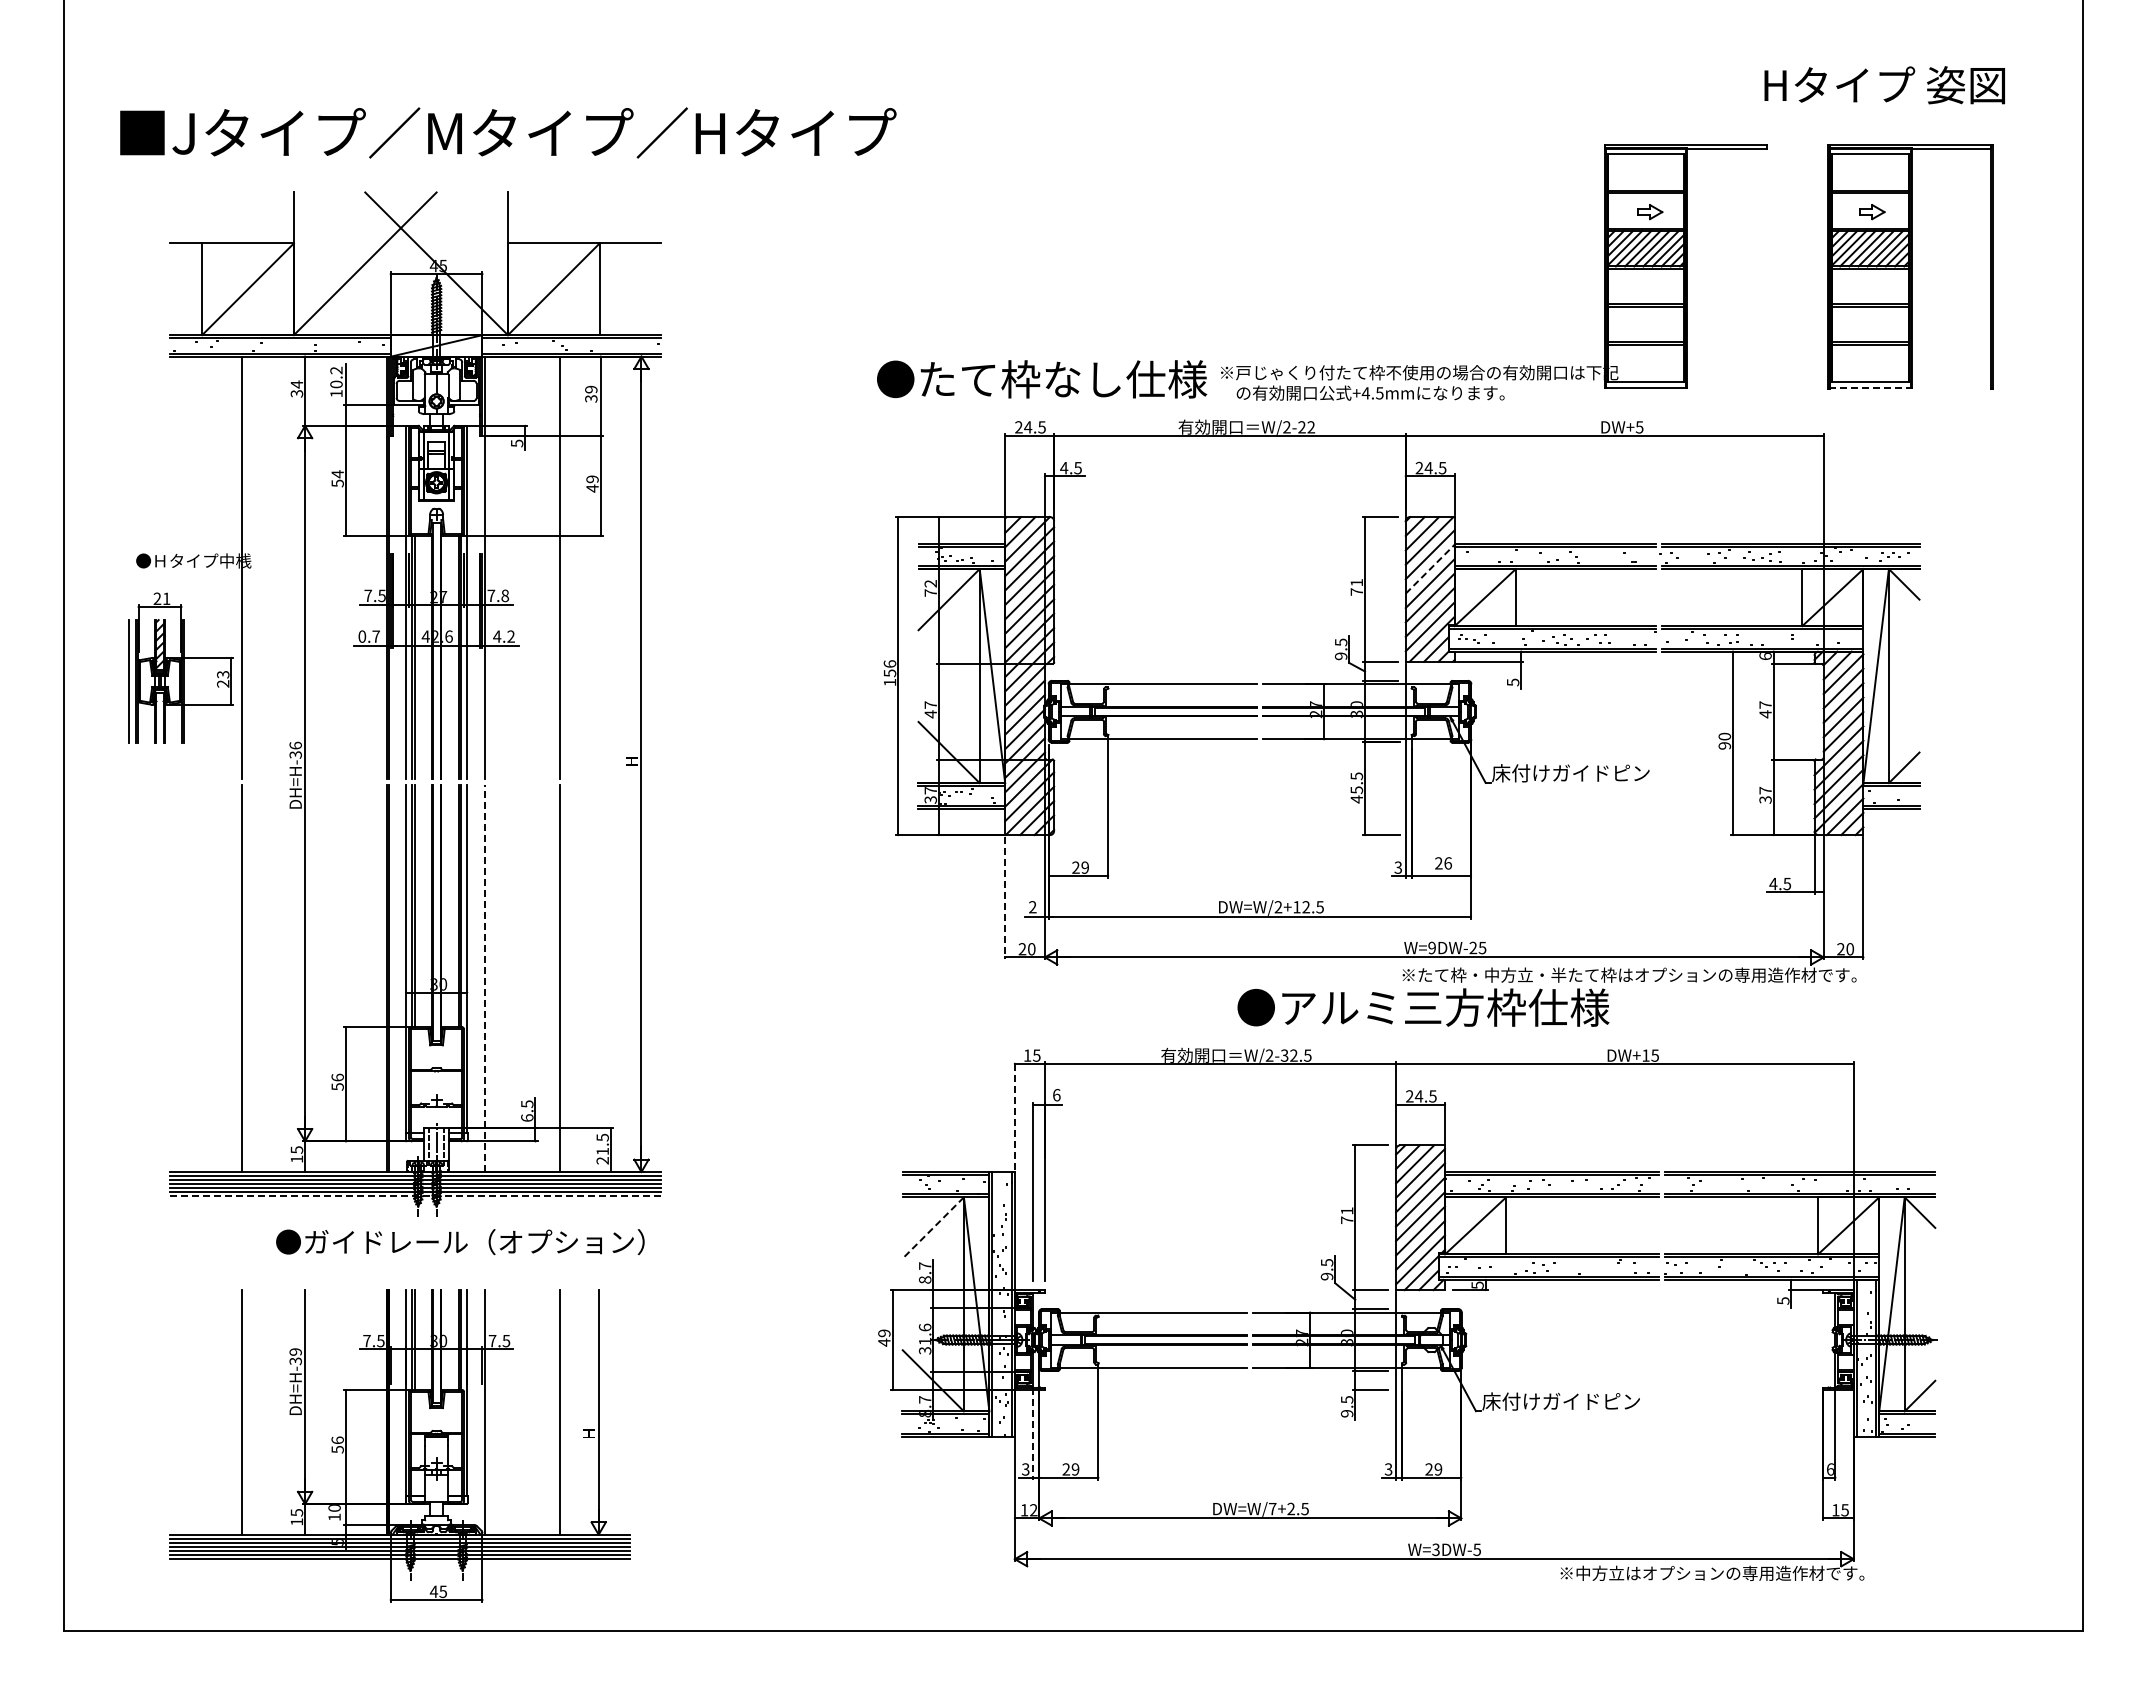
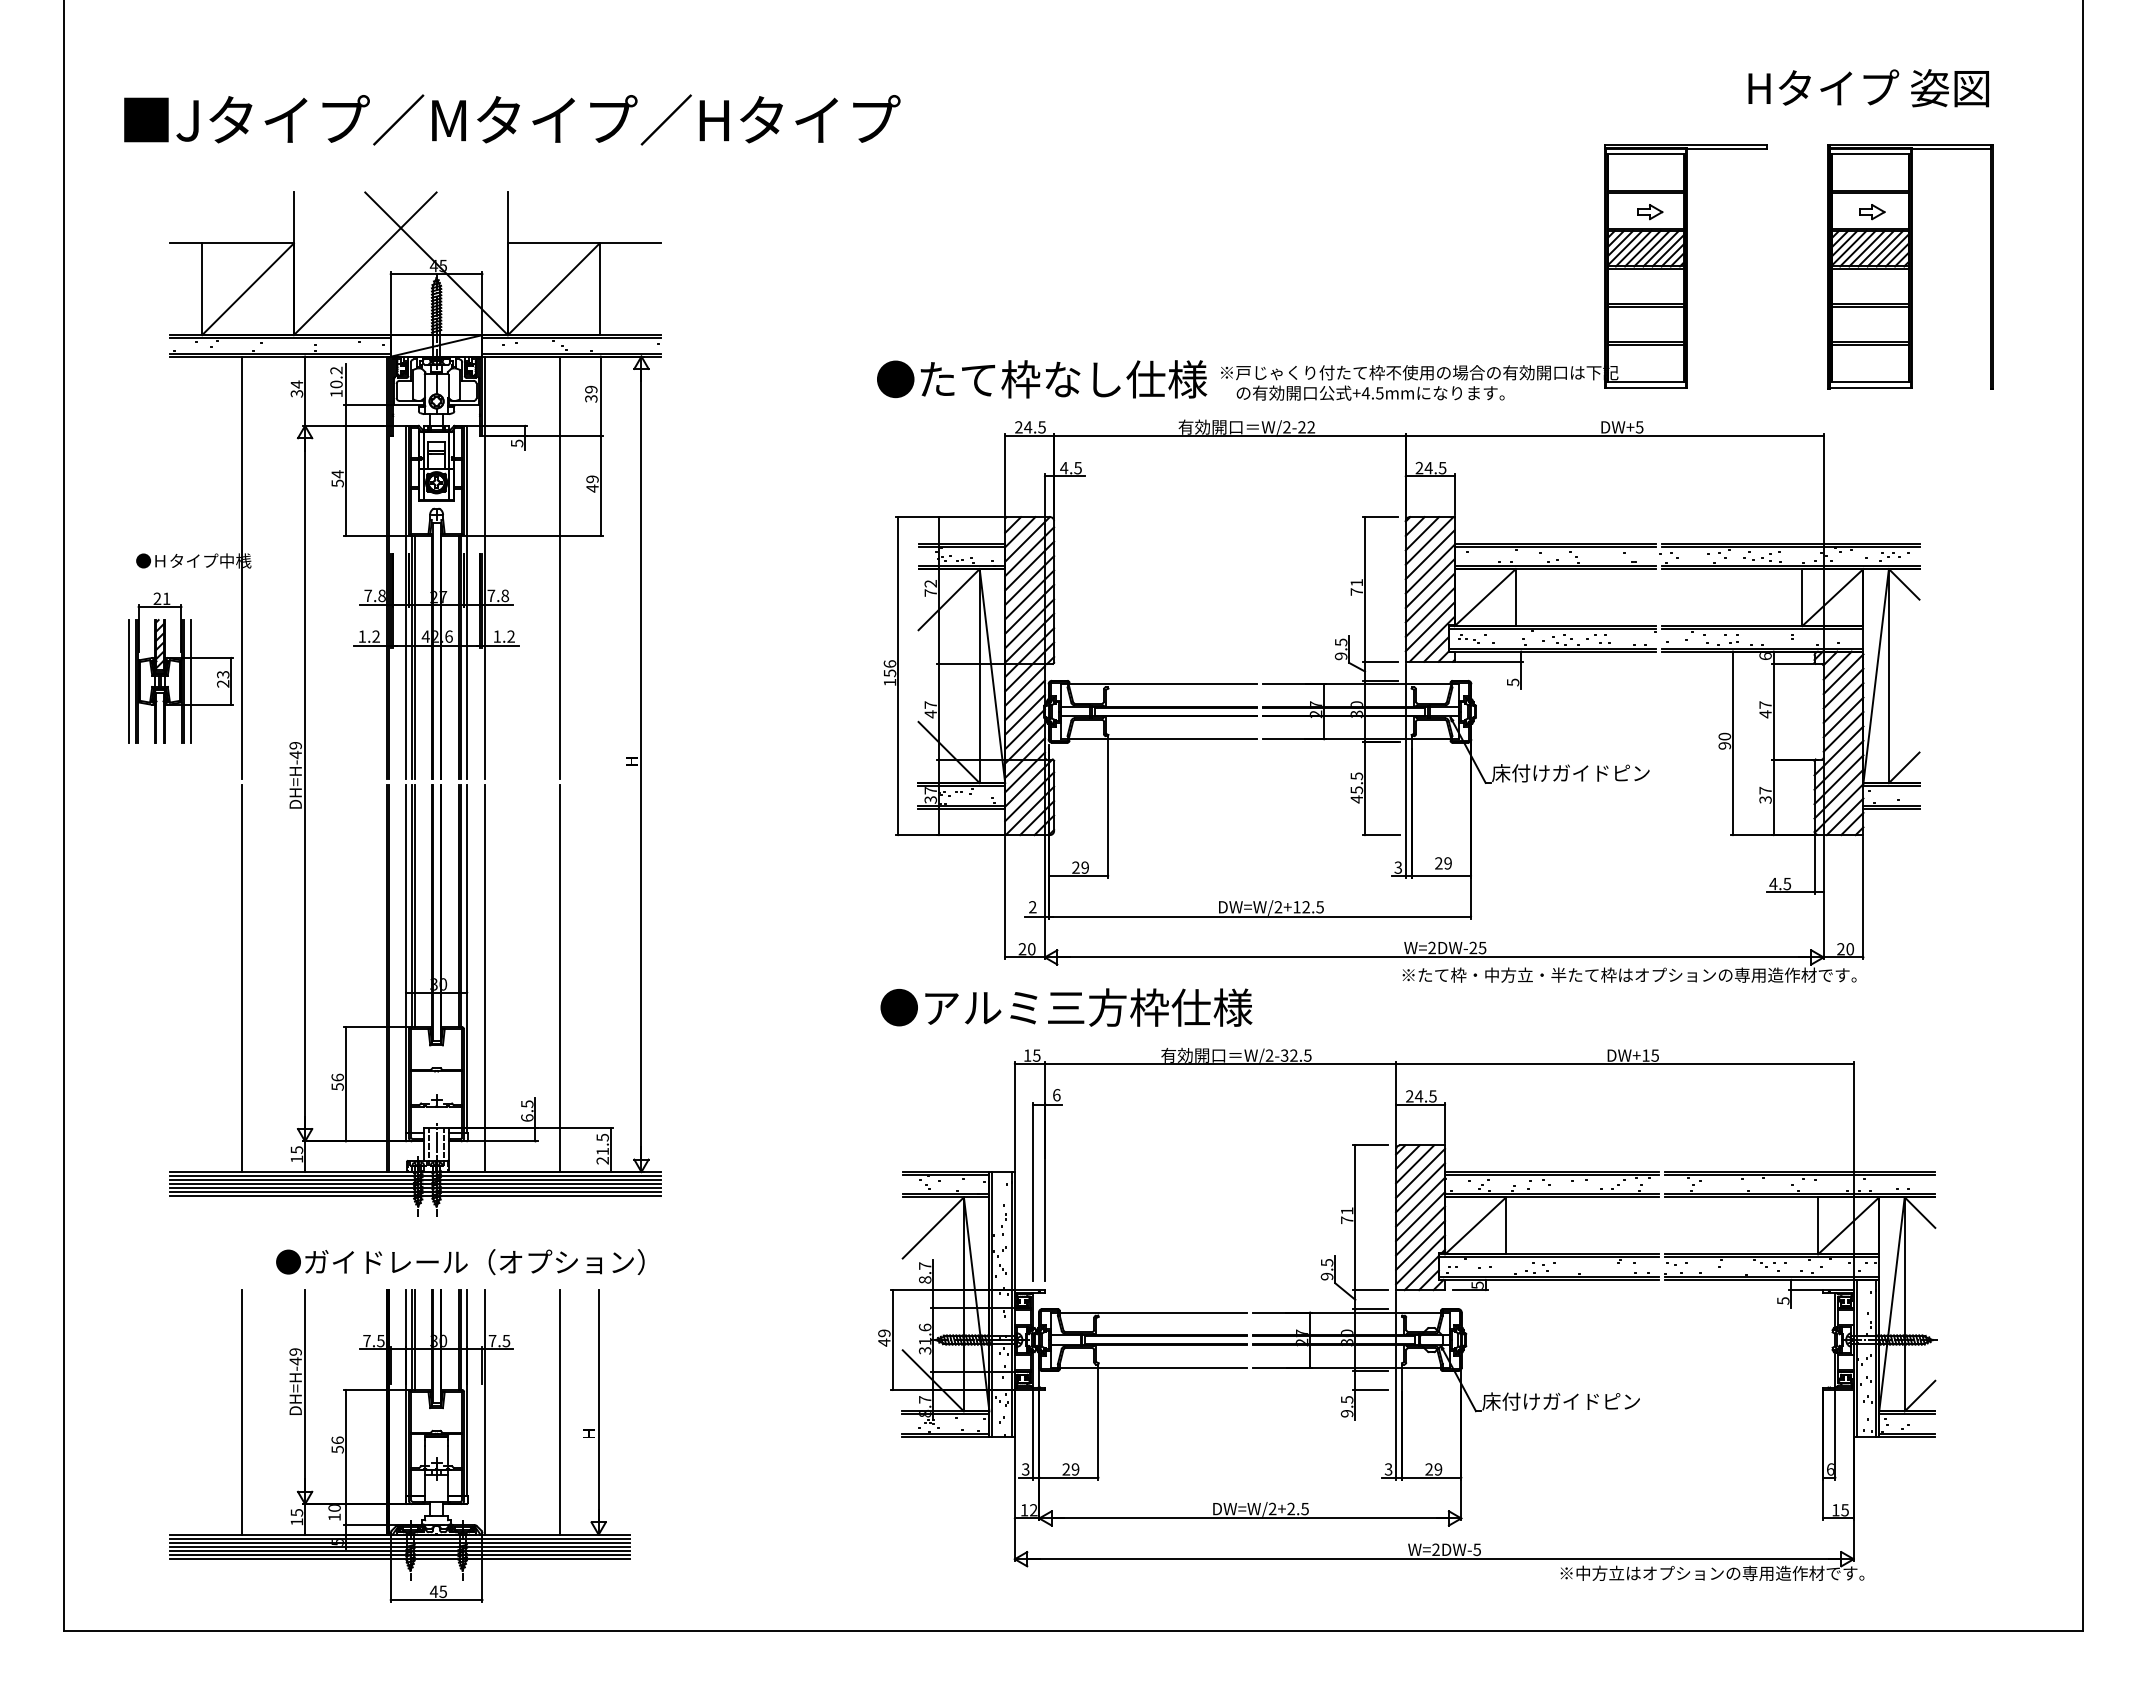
text position: (1884, 85) -> (1868, 88) (1868, 88)
text position: (508, 132) -> (512, 119) (512, 119)
line: dashed -> solid (1870, 387)
line: dashed -> solid (1430, 569)
text: 7.5 -> 7.8 (381, 595)
text: 0.7 -> 1.2 (368, 636)
text: 4.2 -> 1.2 (497, 636)
line: none -> present (190, 681)
text: DH=H-36 -> DH=H-49 (295, 750)
text: 26 -> 29 (1447, 863)
line: dashed -> solid (1005, 898)
text: W=9DW-25 -> W=2DW-25 (1431, 948)
line: dashed -> solid (484, 978)
text position: (1423, 1007) -> (1066, 1007) (1066, 1007)
line: dashed -> solid (1014, 1115)
line: dashed -> solid (415, 1196)
line: dashed -> solid (932, 1228)
text position: (460, 1242) -> (460, 1262) (460, 1262)
text: DH=H-39 -> DH=H-49 (295, 1361)
line: dashed -> solid (1033, 1434)
text: DW=W/7+2.5 -> DW=W/2+2.5 (1272, 1508)
text: W=3DW-5 -> W=2DW-5 (1435, 1550)
